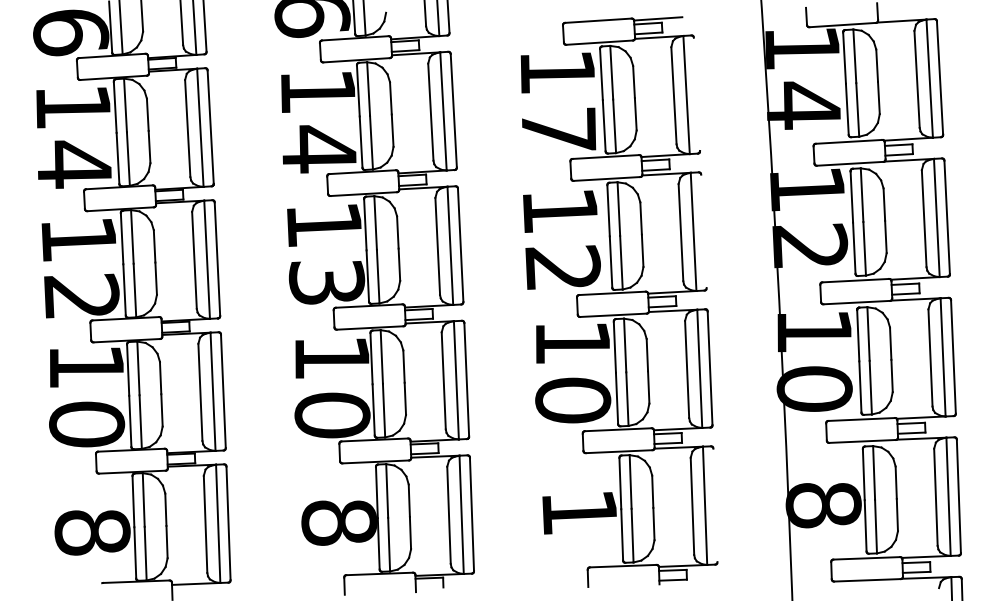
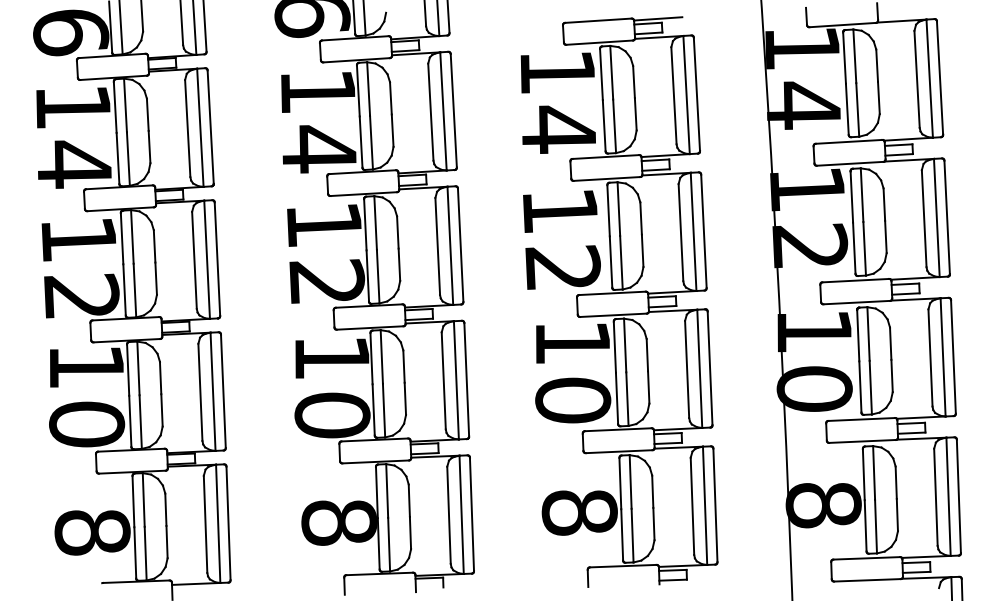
line: none -> present (696, 94)
text: 17 -> 14 (559, 129)
line: none -> present (703, 231)
text: 13 -> 12 (326, 281)
line: none -> present (715, 505)
text: 1 -> 8 (579, 512)
